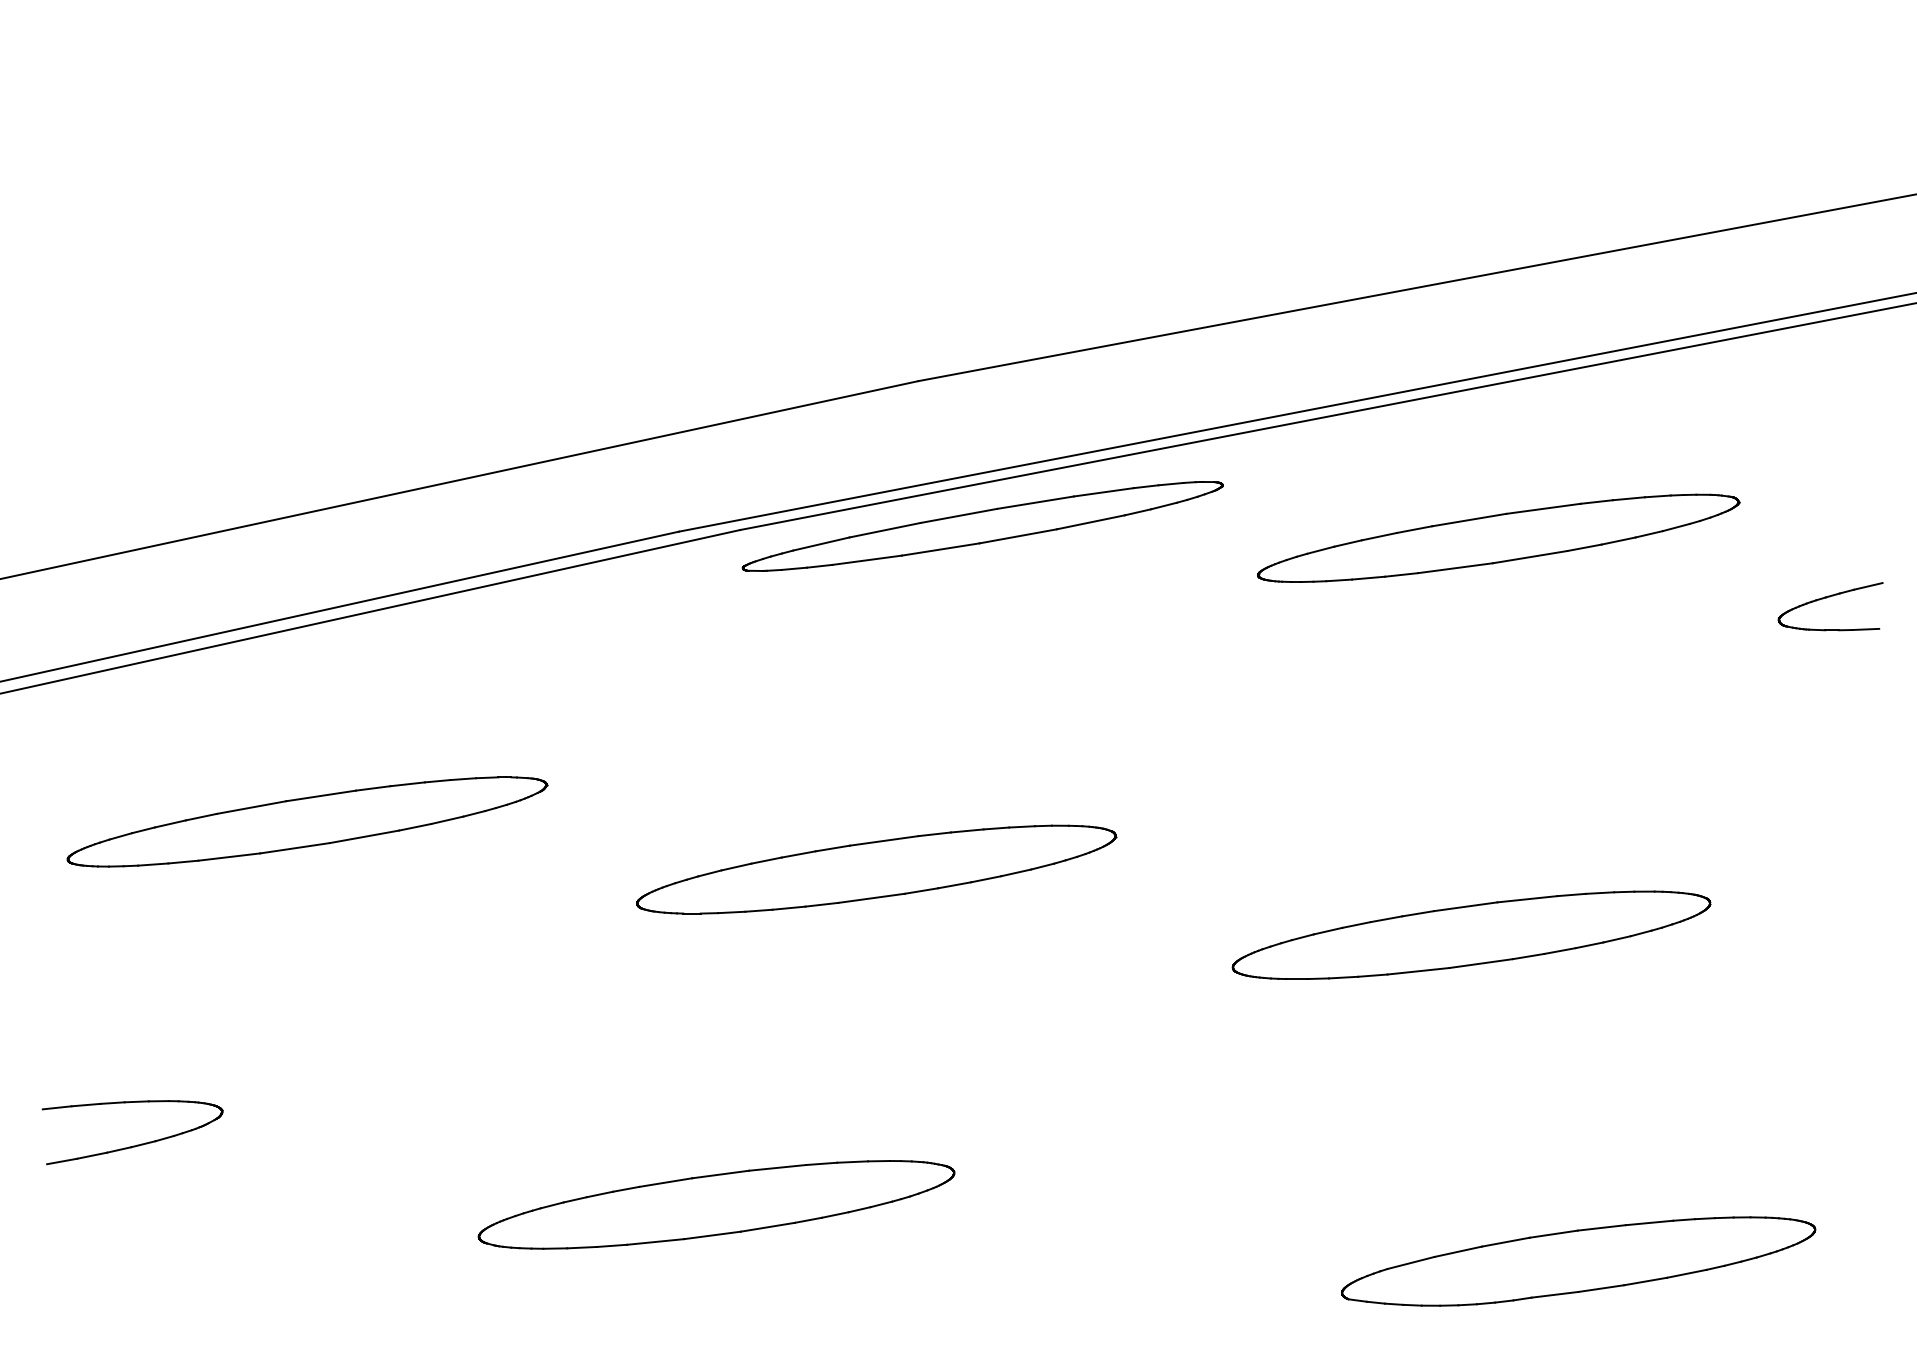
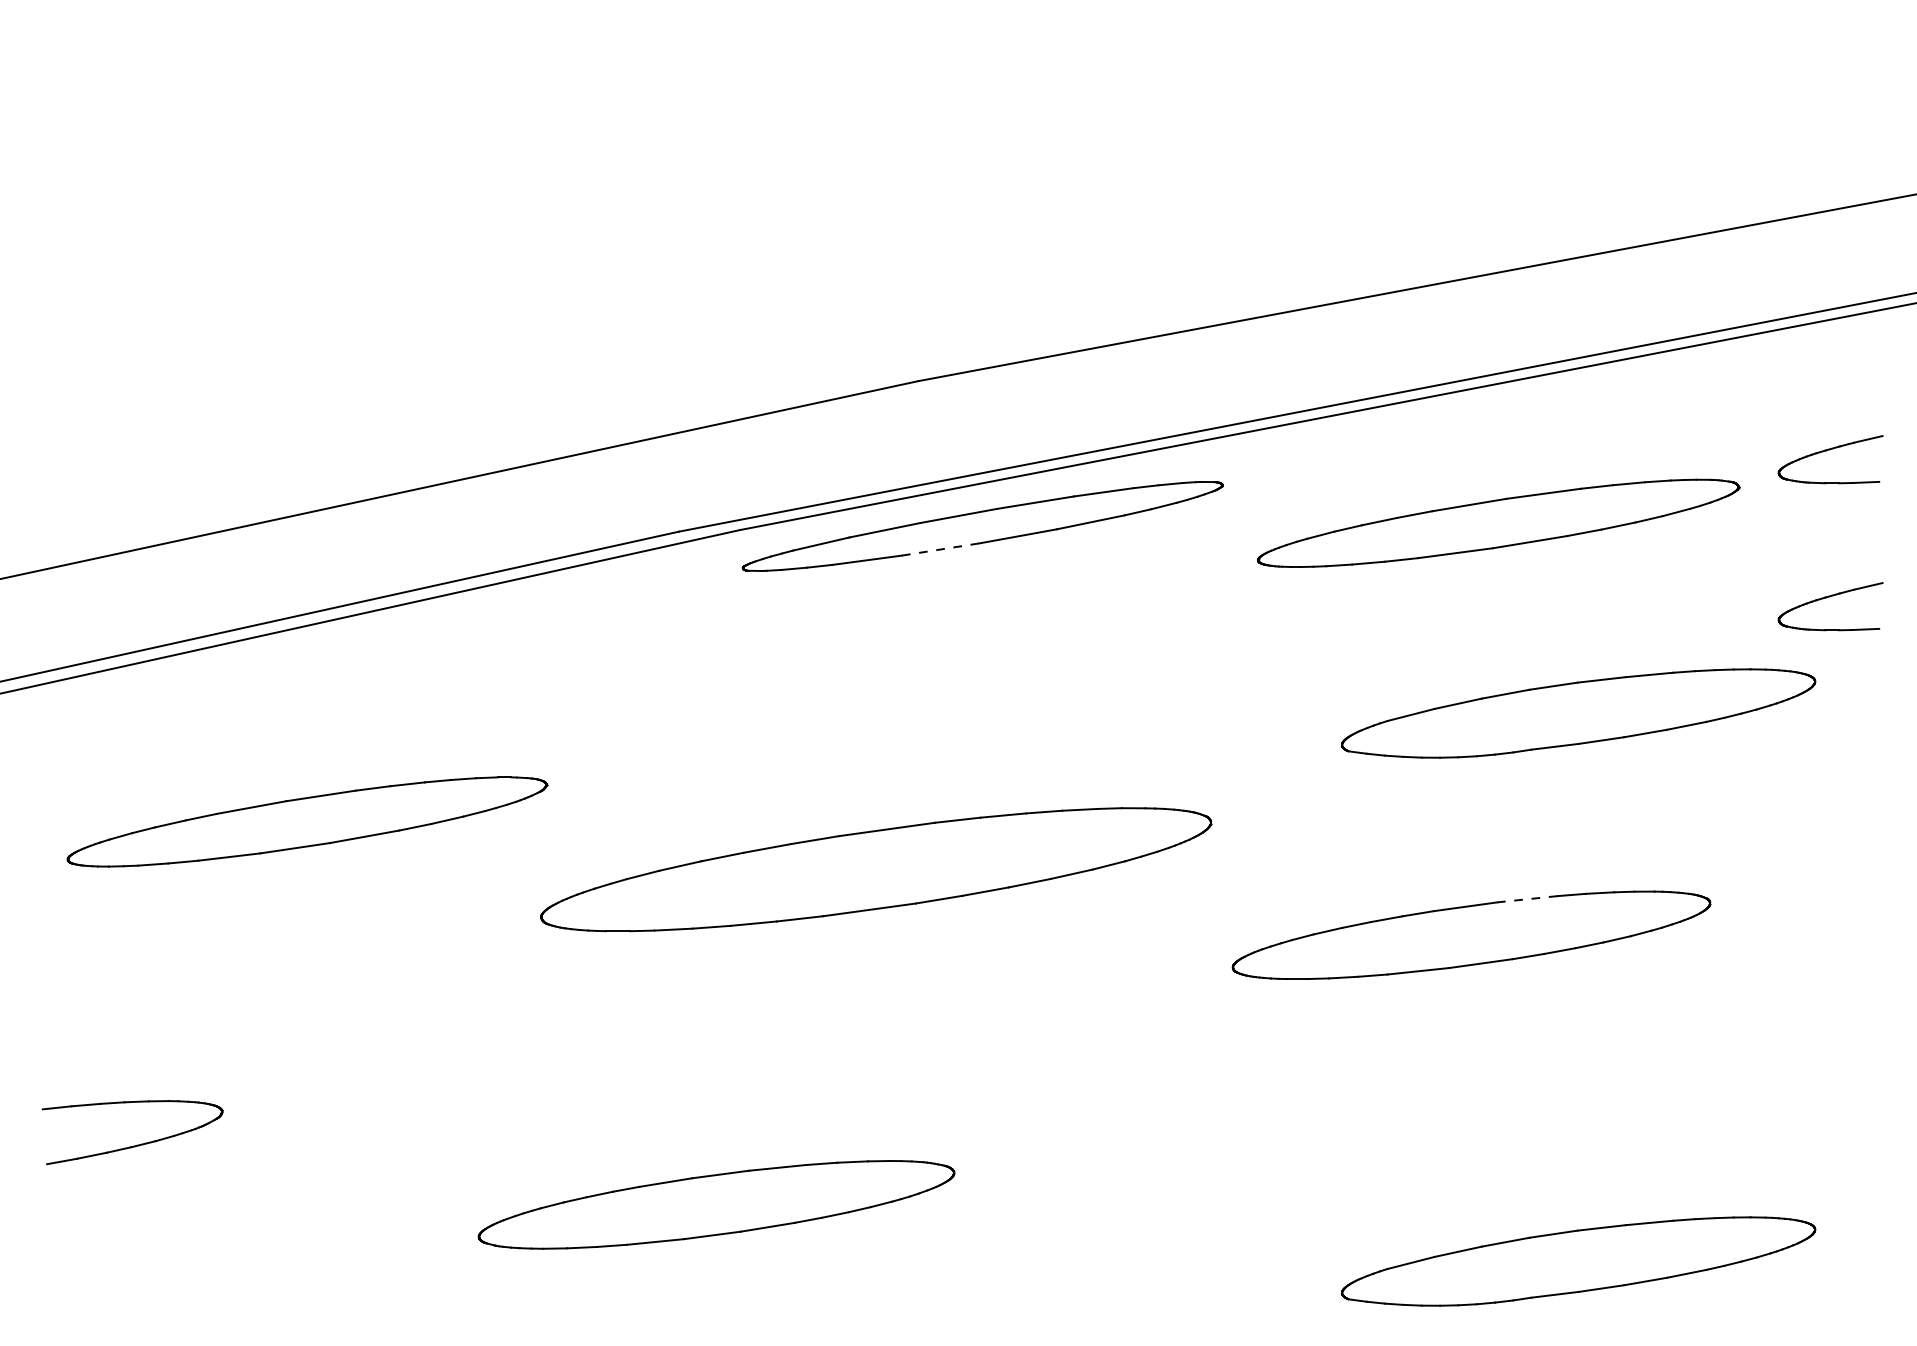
part: none -> present (1826, 451)
part position: (1498, 537) -> (1498, 522) (1498, 522)
line: solid -> dashed (941, 549)
part: none -> present (1578, 713)
part size: 482x91 px -> 673x126 px (876, 869)
line: solid -> dashed (1526, 899)
